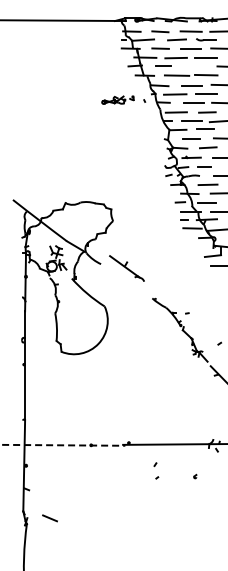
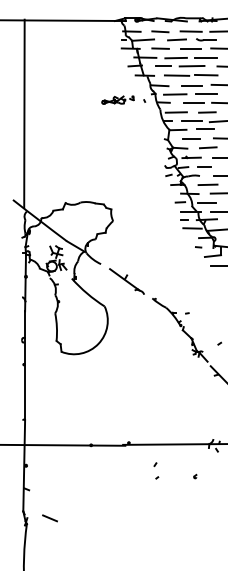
line: none -> present (191, 65)
line: none -> present (24, 113)
line: none -> present (198, 247)
part position: (126, 268) -> (126, 281) (126, 281)
line: dashed -> solid (63, 445)
